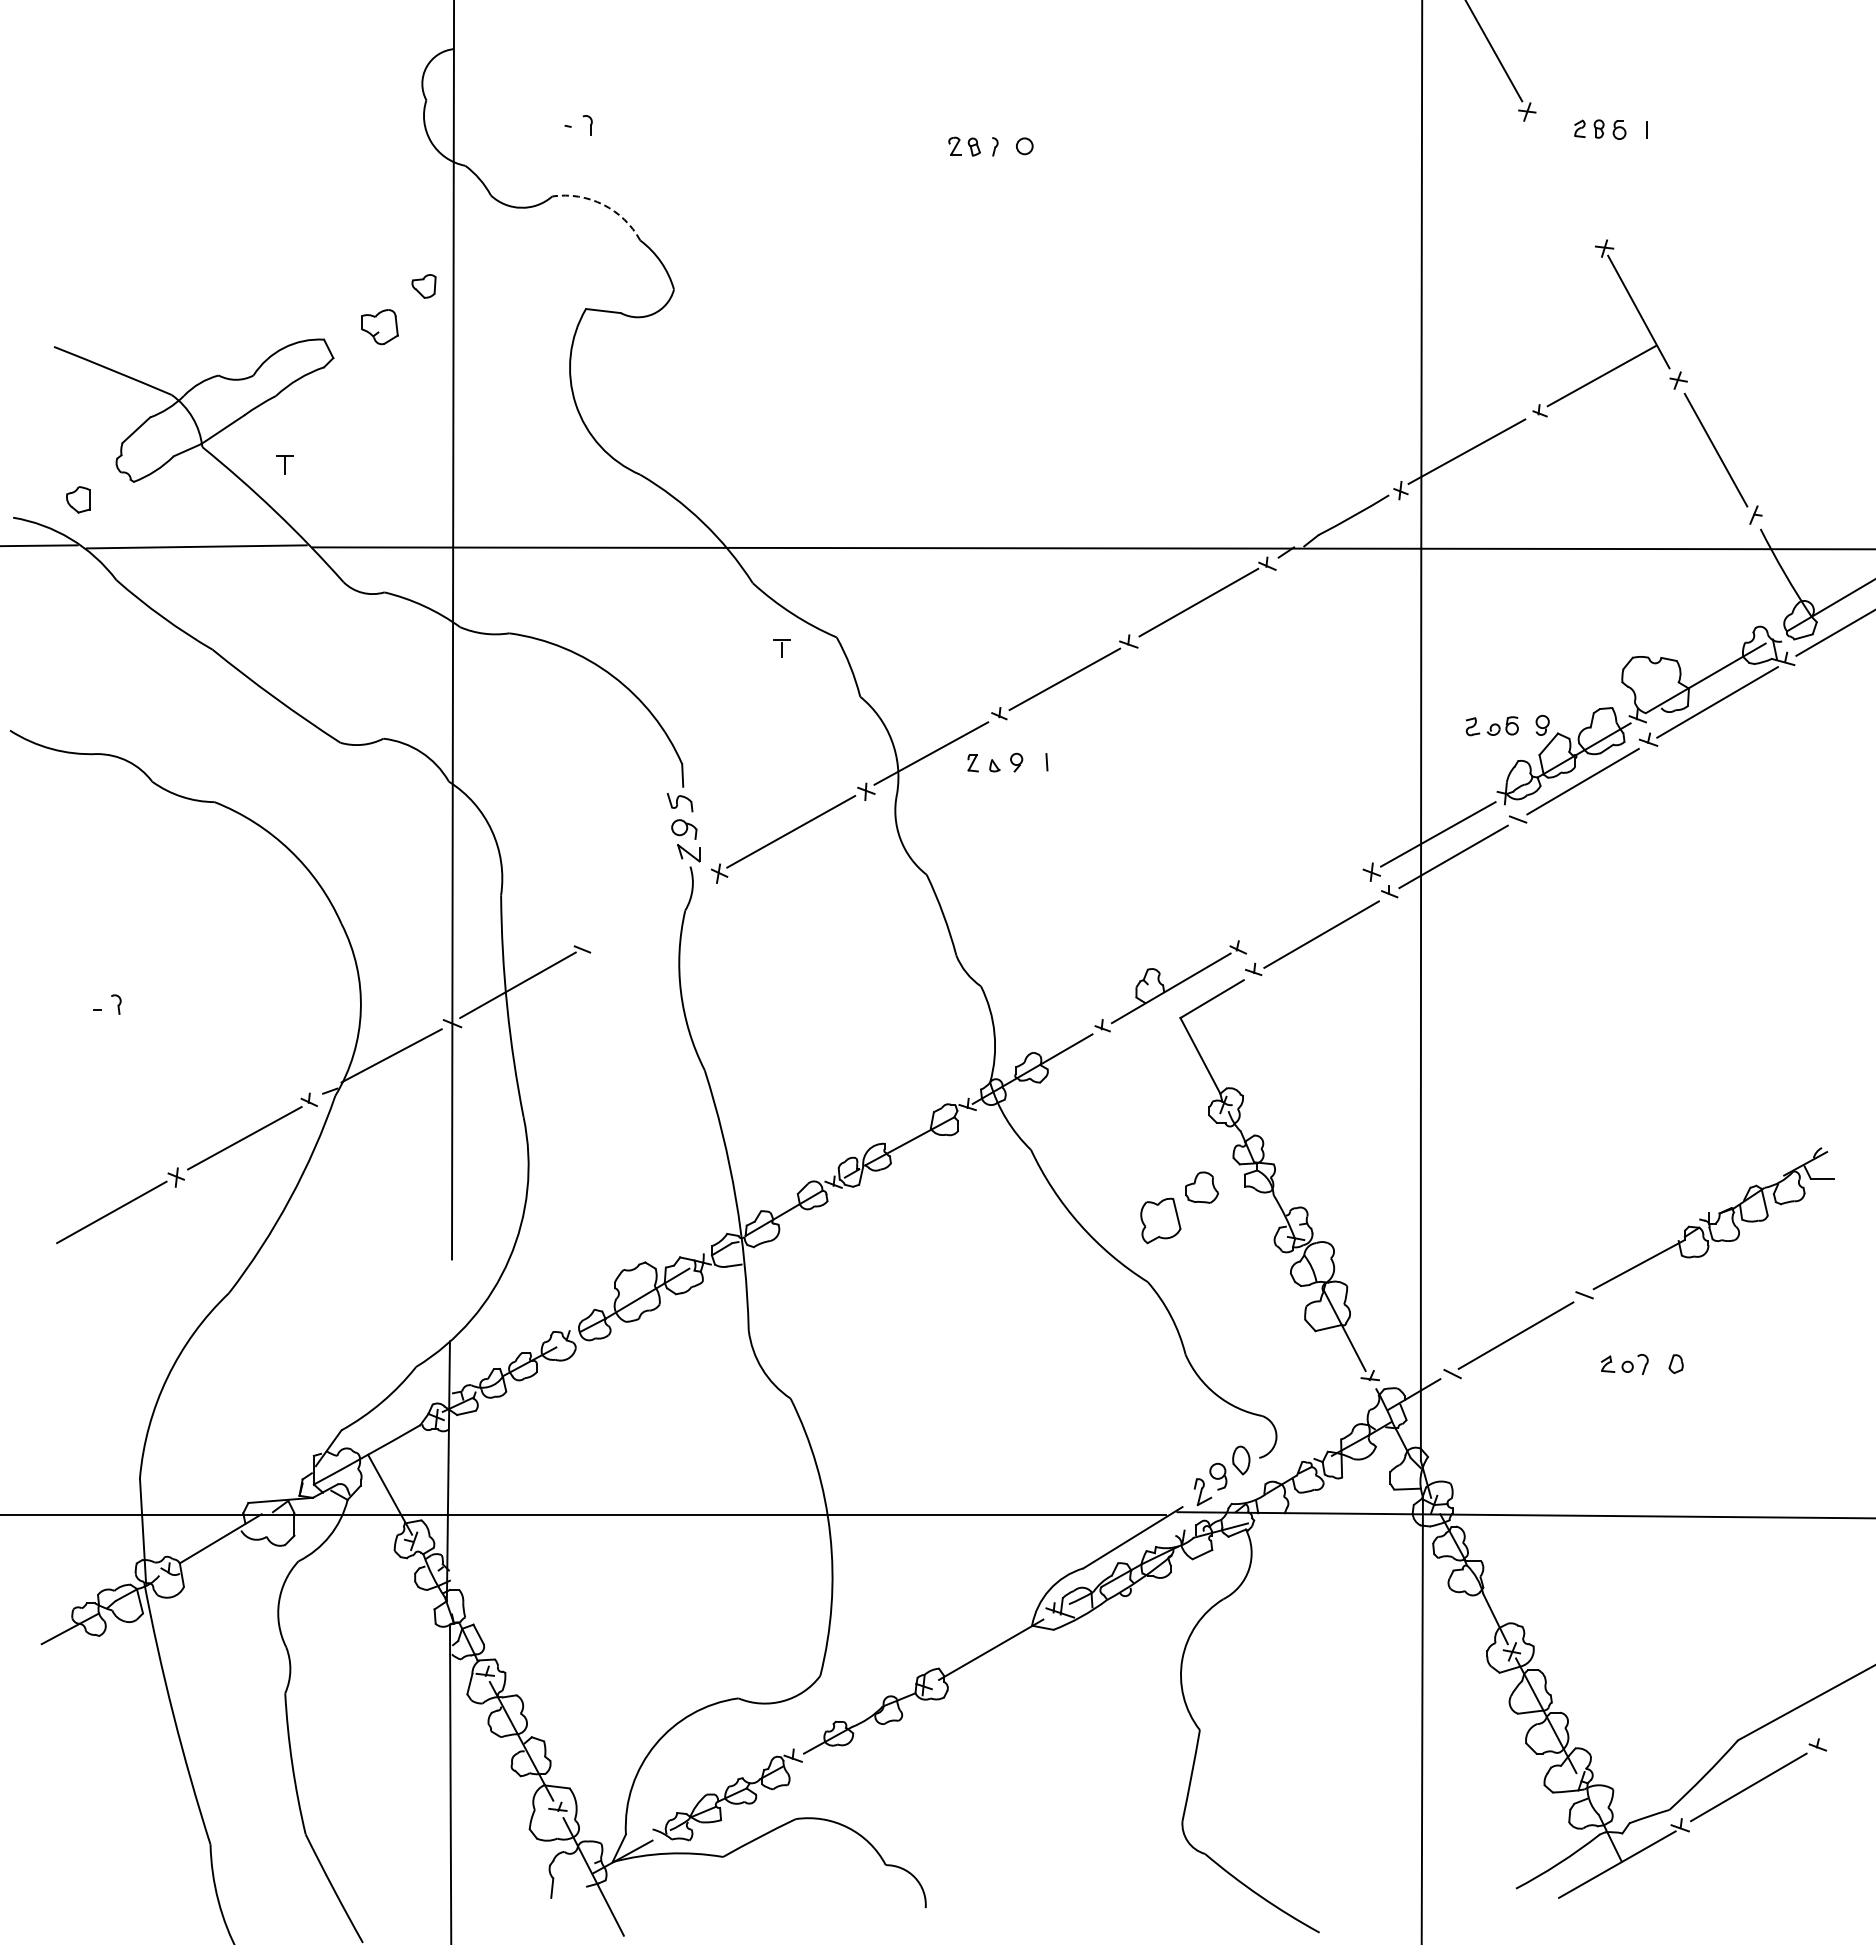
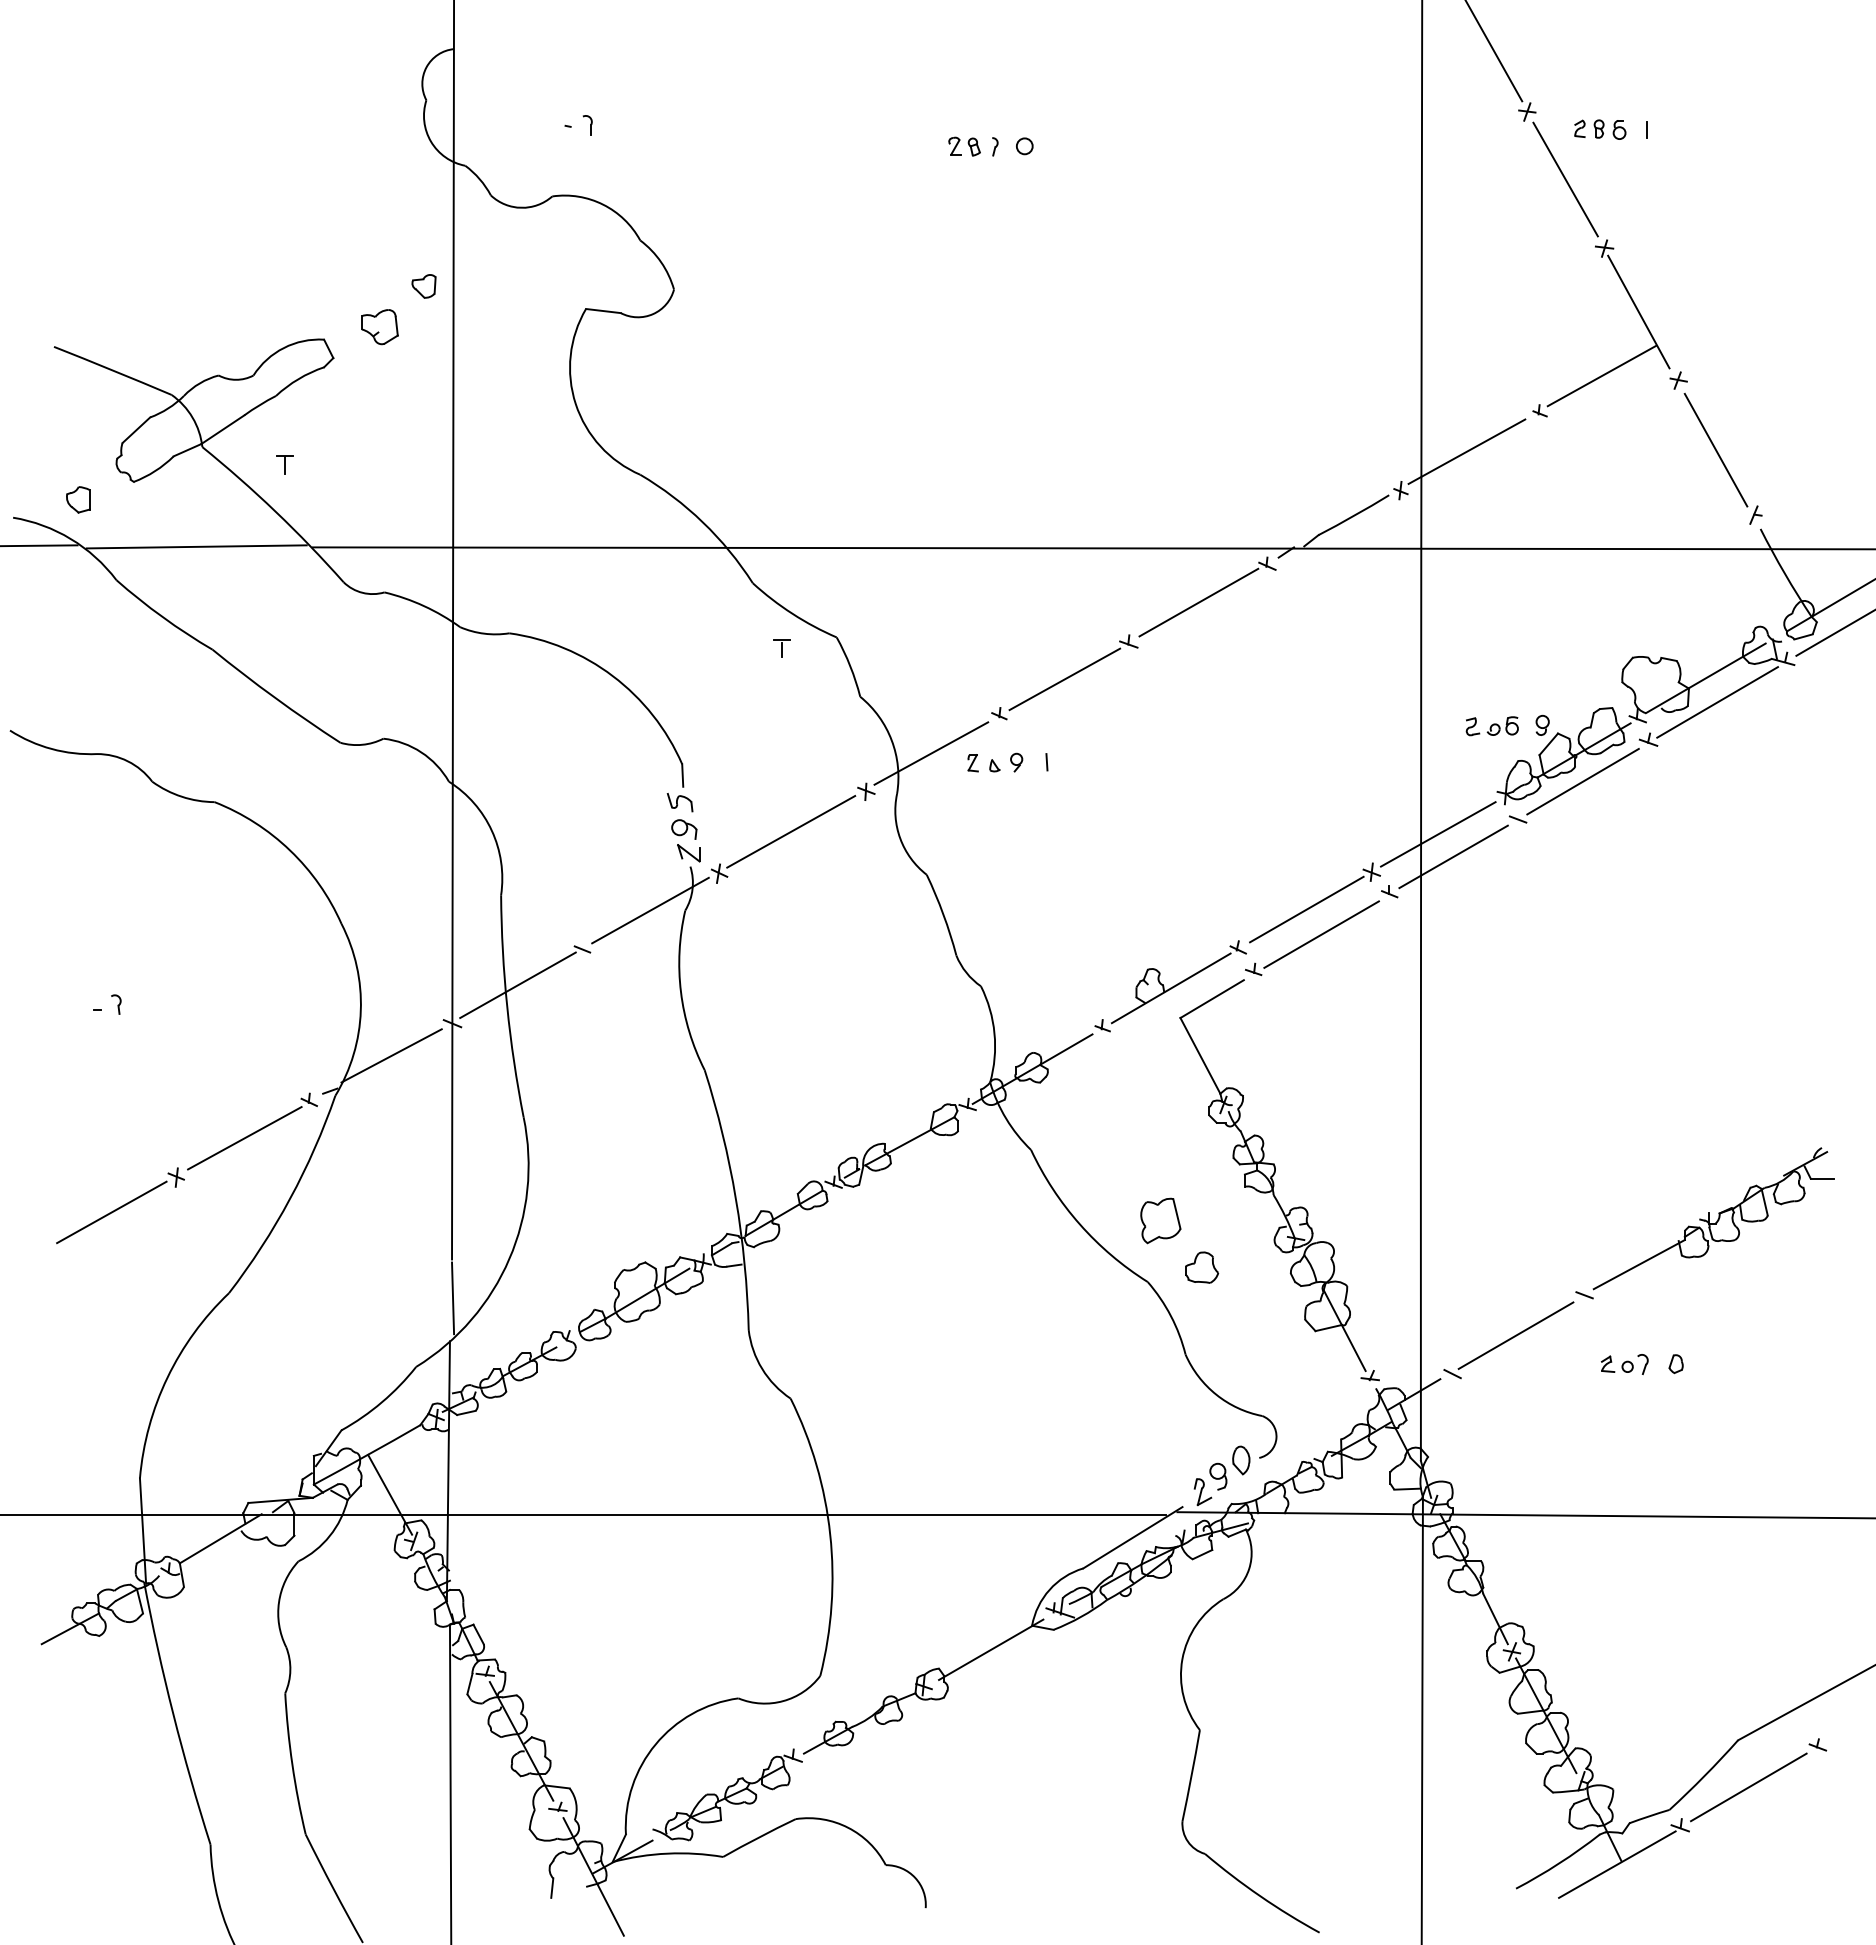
line: none -> present (1565, 179)
arc: dashed -> solid (603, 204)
line: none -> present (1306, 909)
line: none -> present (650, 910)
part position: (1202, 1187) -> (1202, 1267) (1202, 1267)
line: none -> present (453, 1298)
